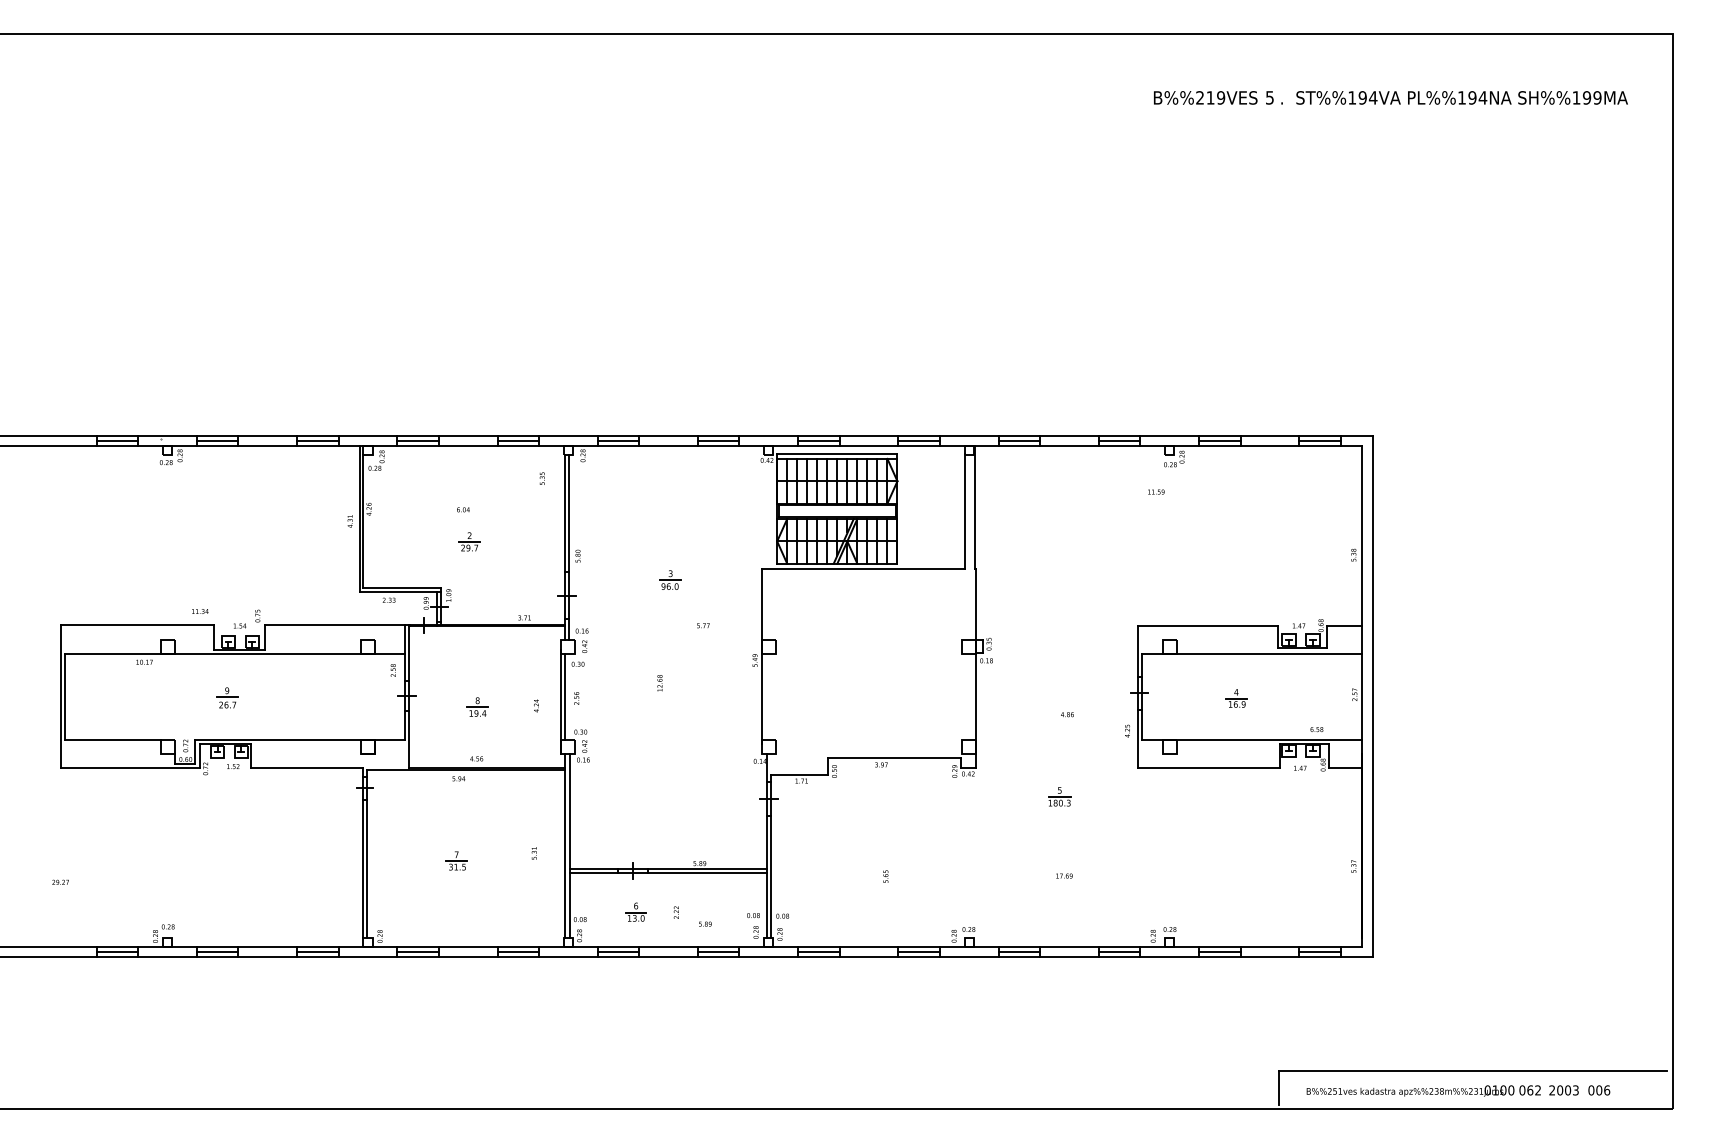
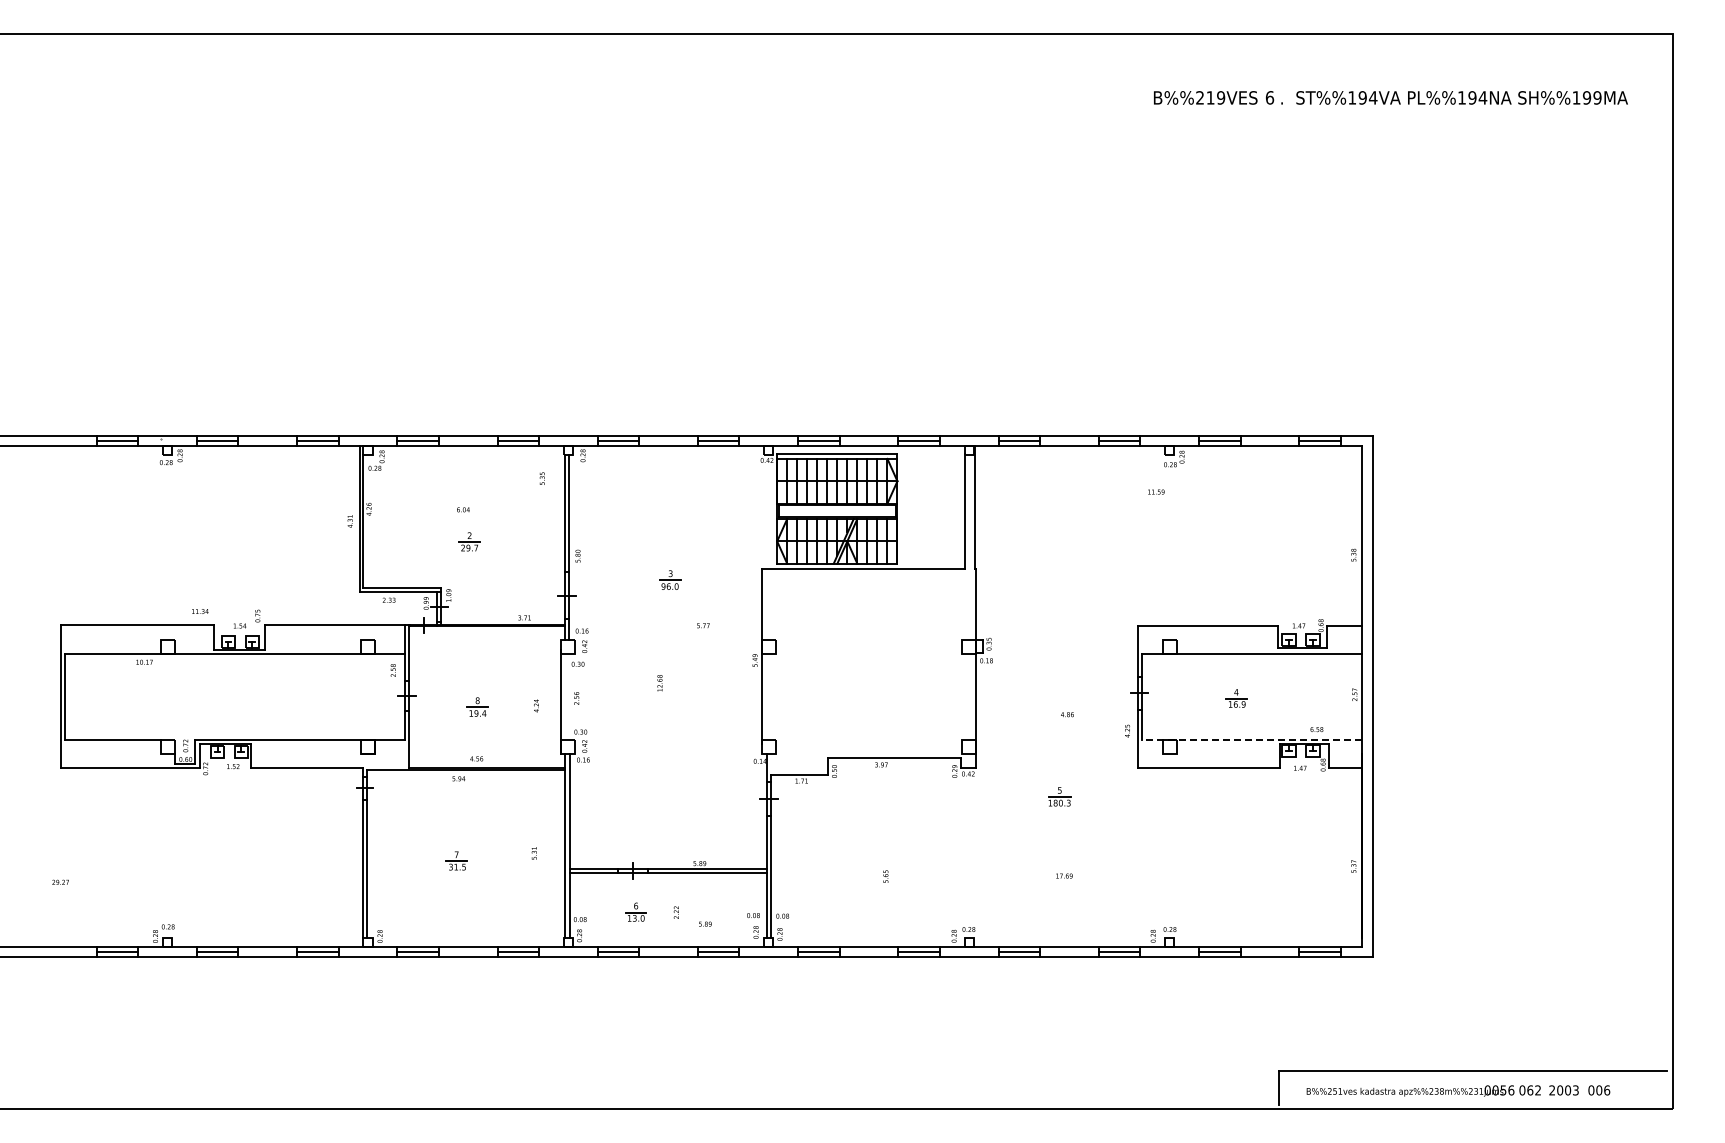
text: 5 -> 6 (1269, 97)
line: present -> none (565, 696)
part: present -> none (227, 697)
line: solid -> dashed (1252, 739)
text: 0100 -> 0056 (1503, 1090)
